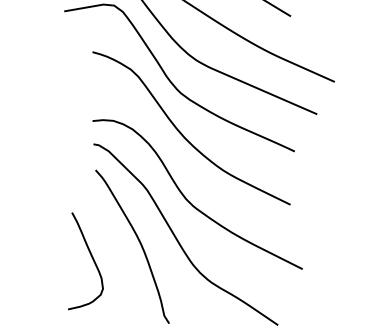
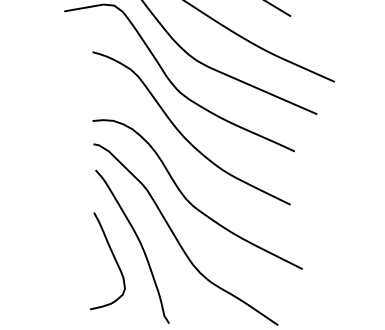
curve position: (92, 260) -> (114, 260) (114, 260)
